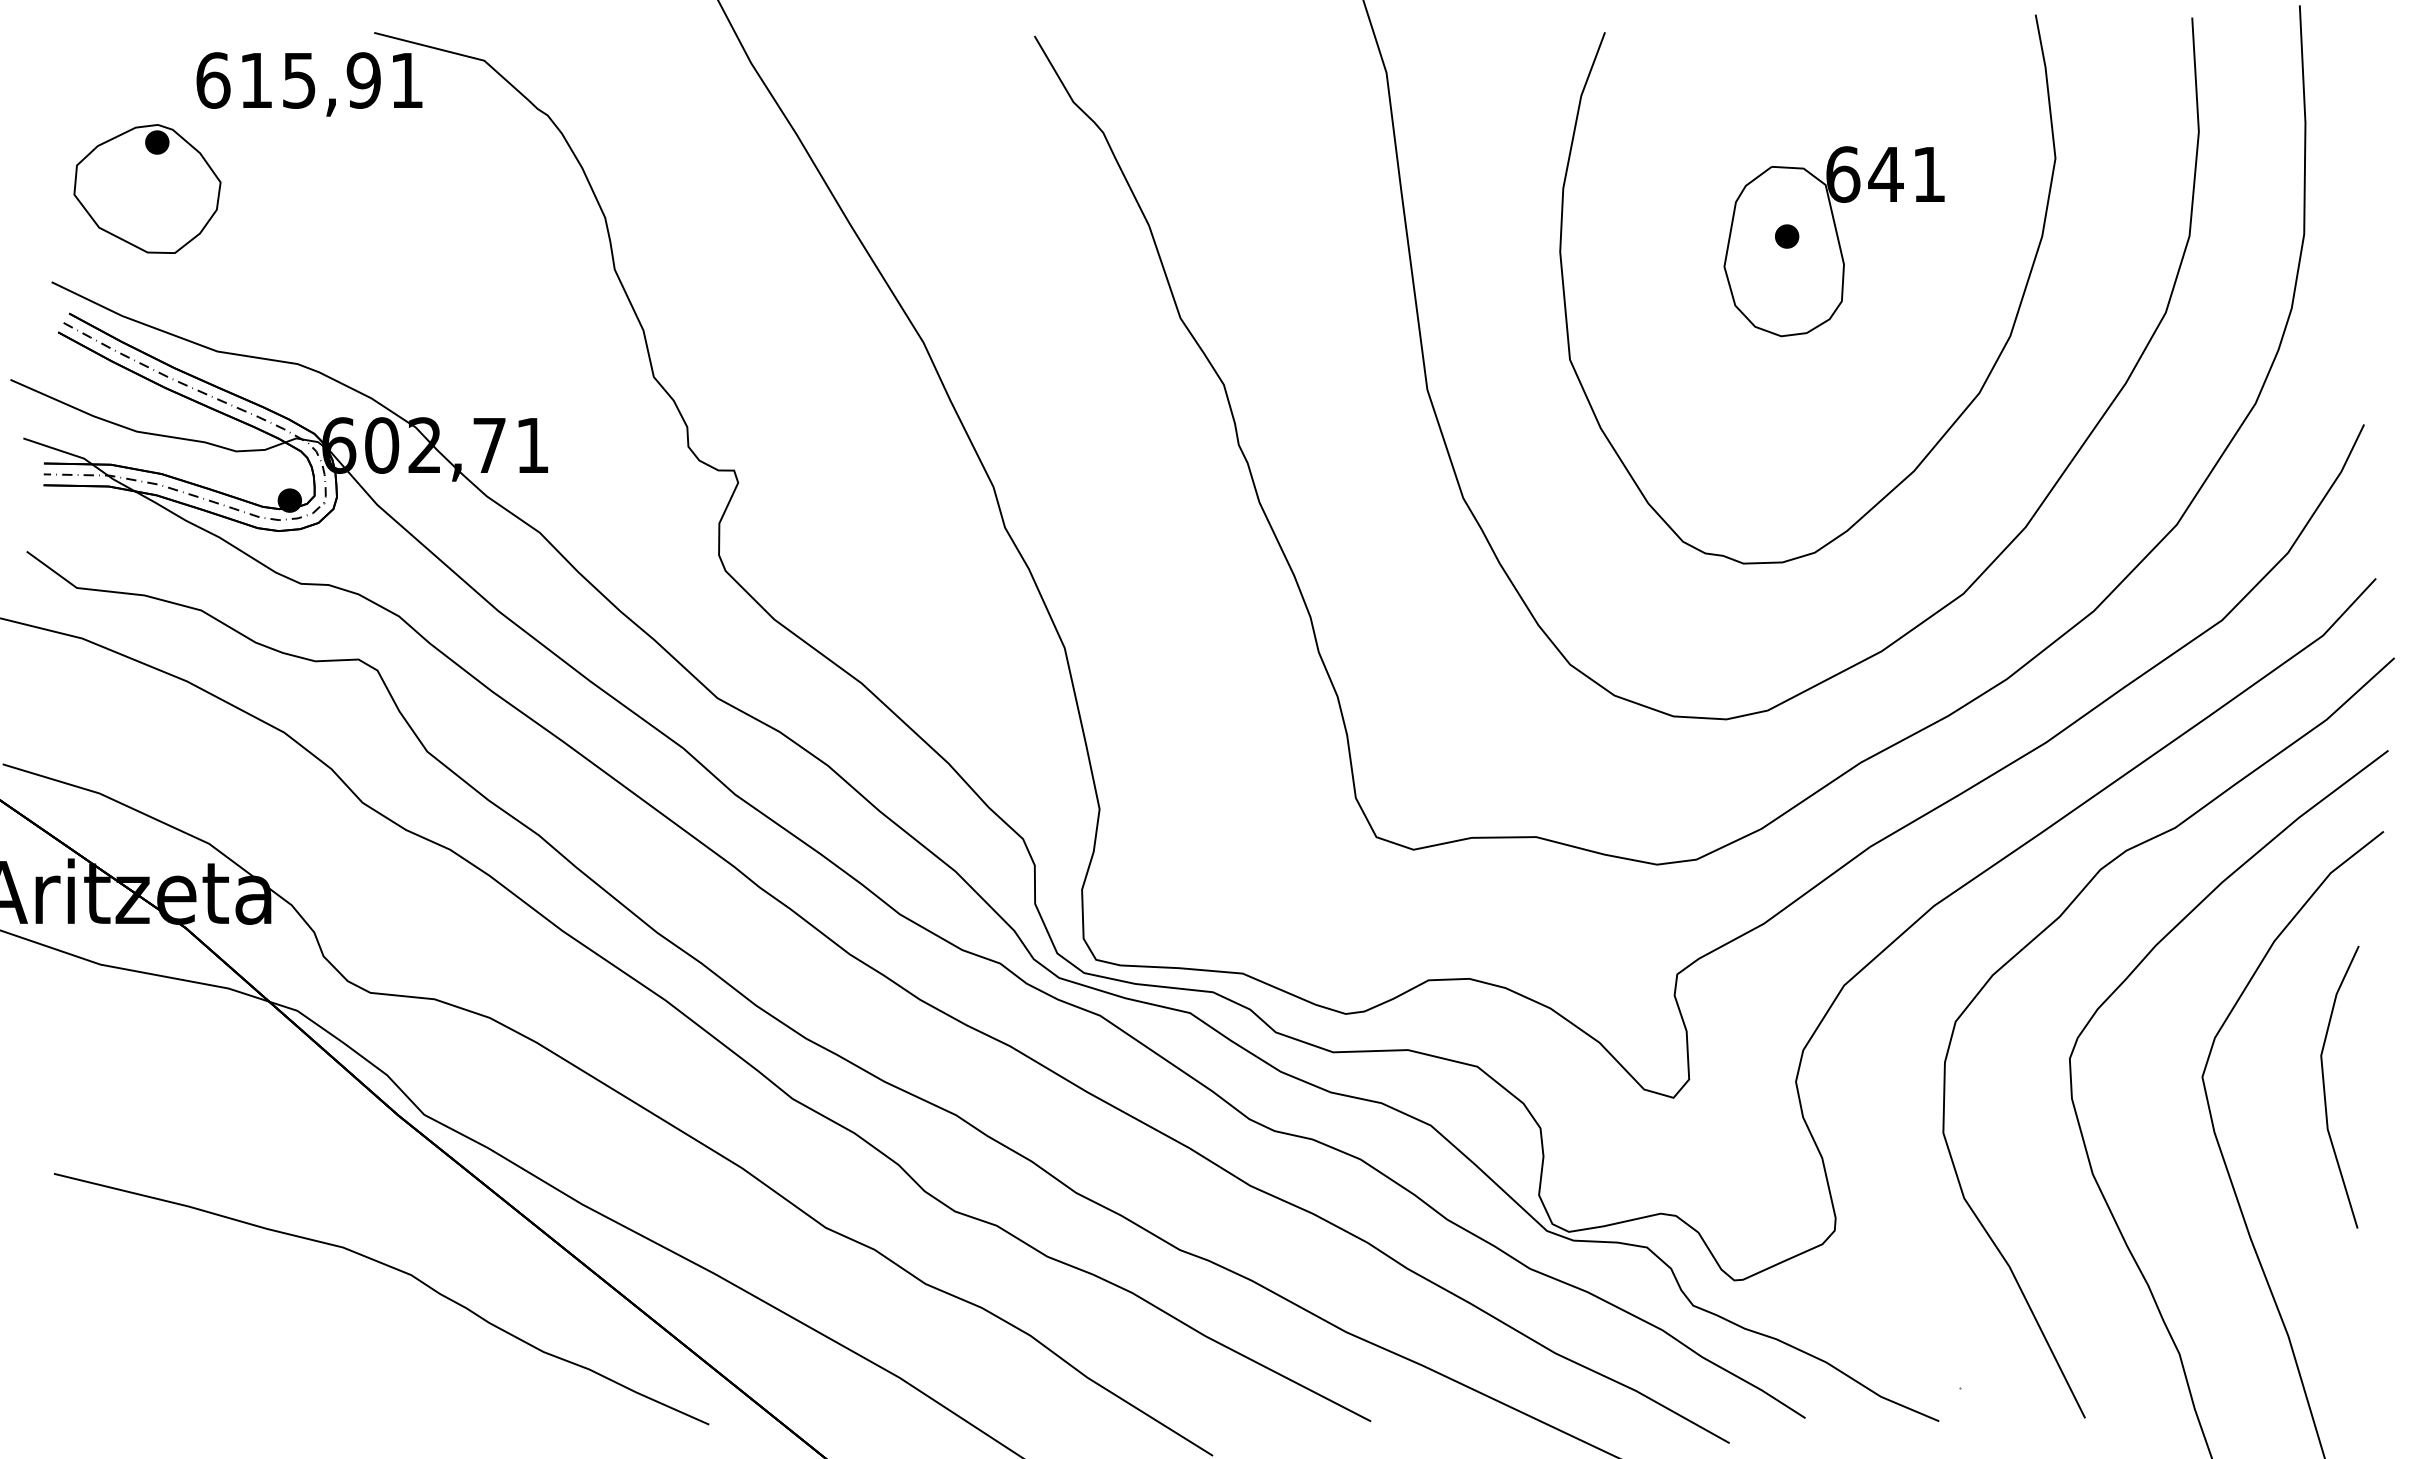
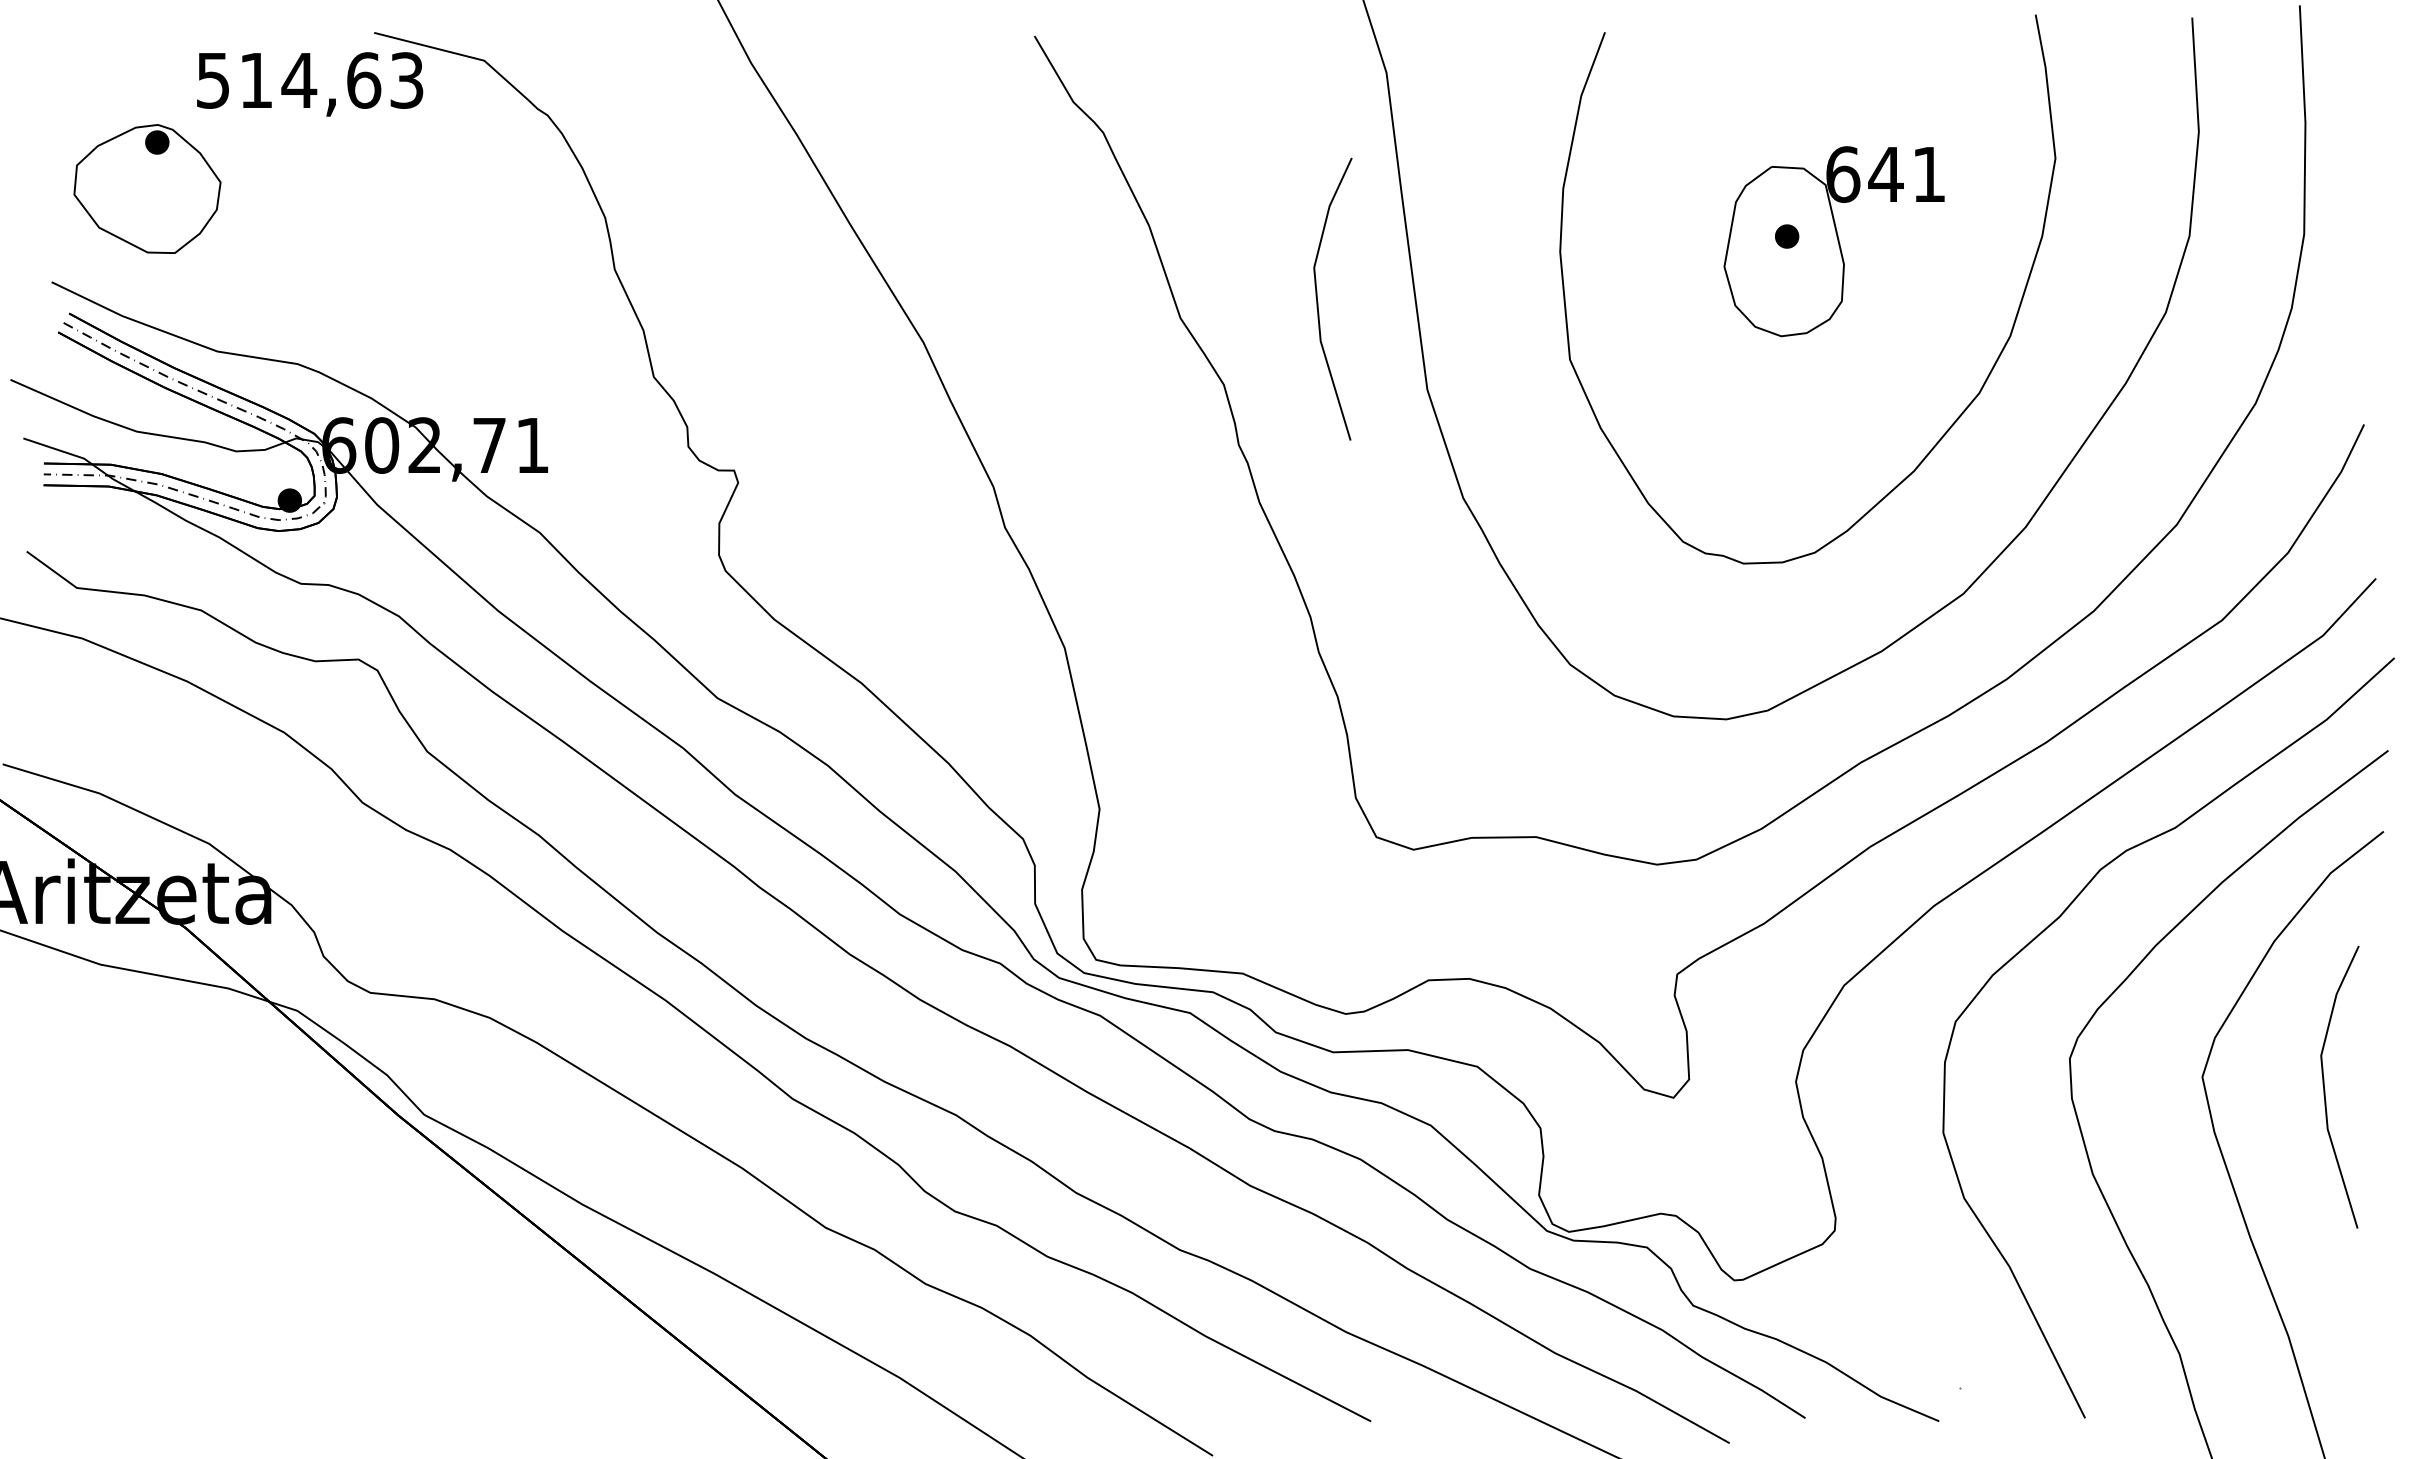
text: 615,91 -> 514,63 (309, 80)
line: none -> present (1318, 301)
curve: present -> none (391, 1268)
